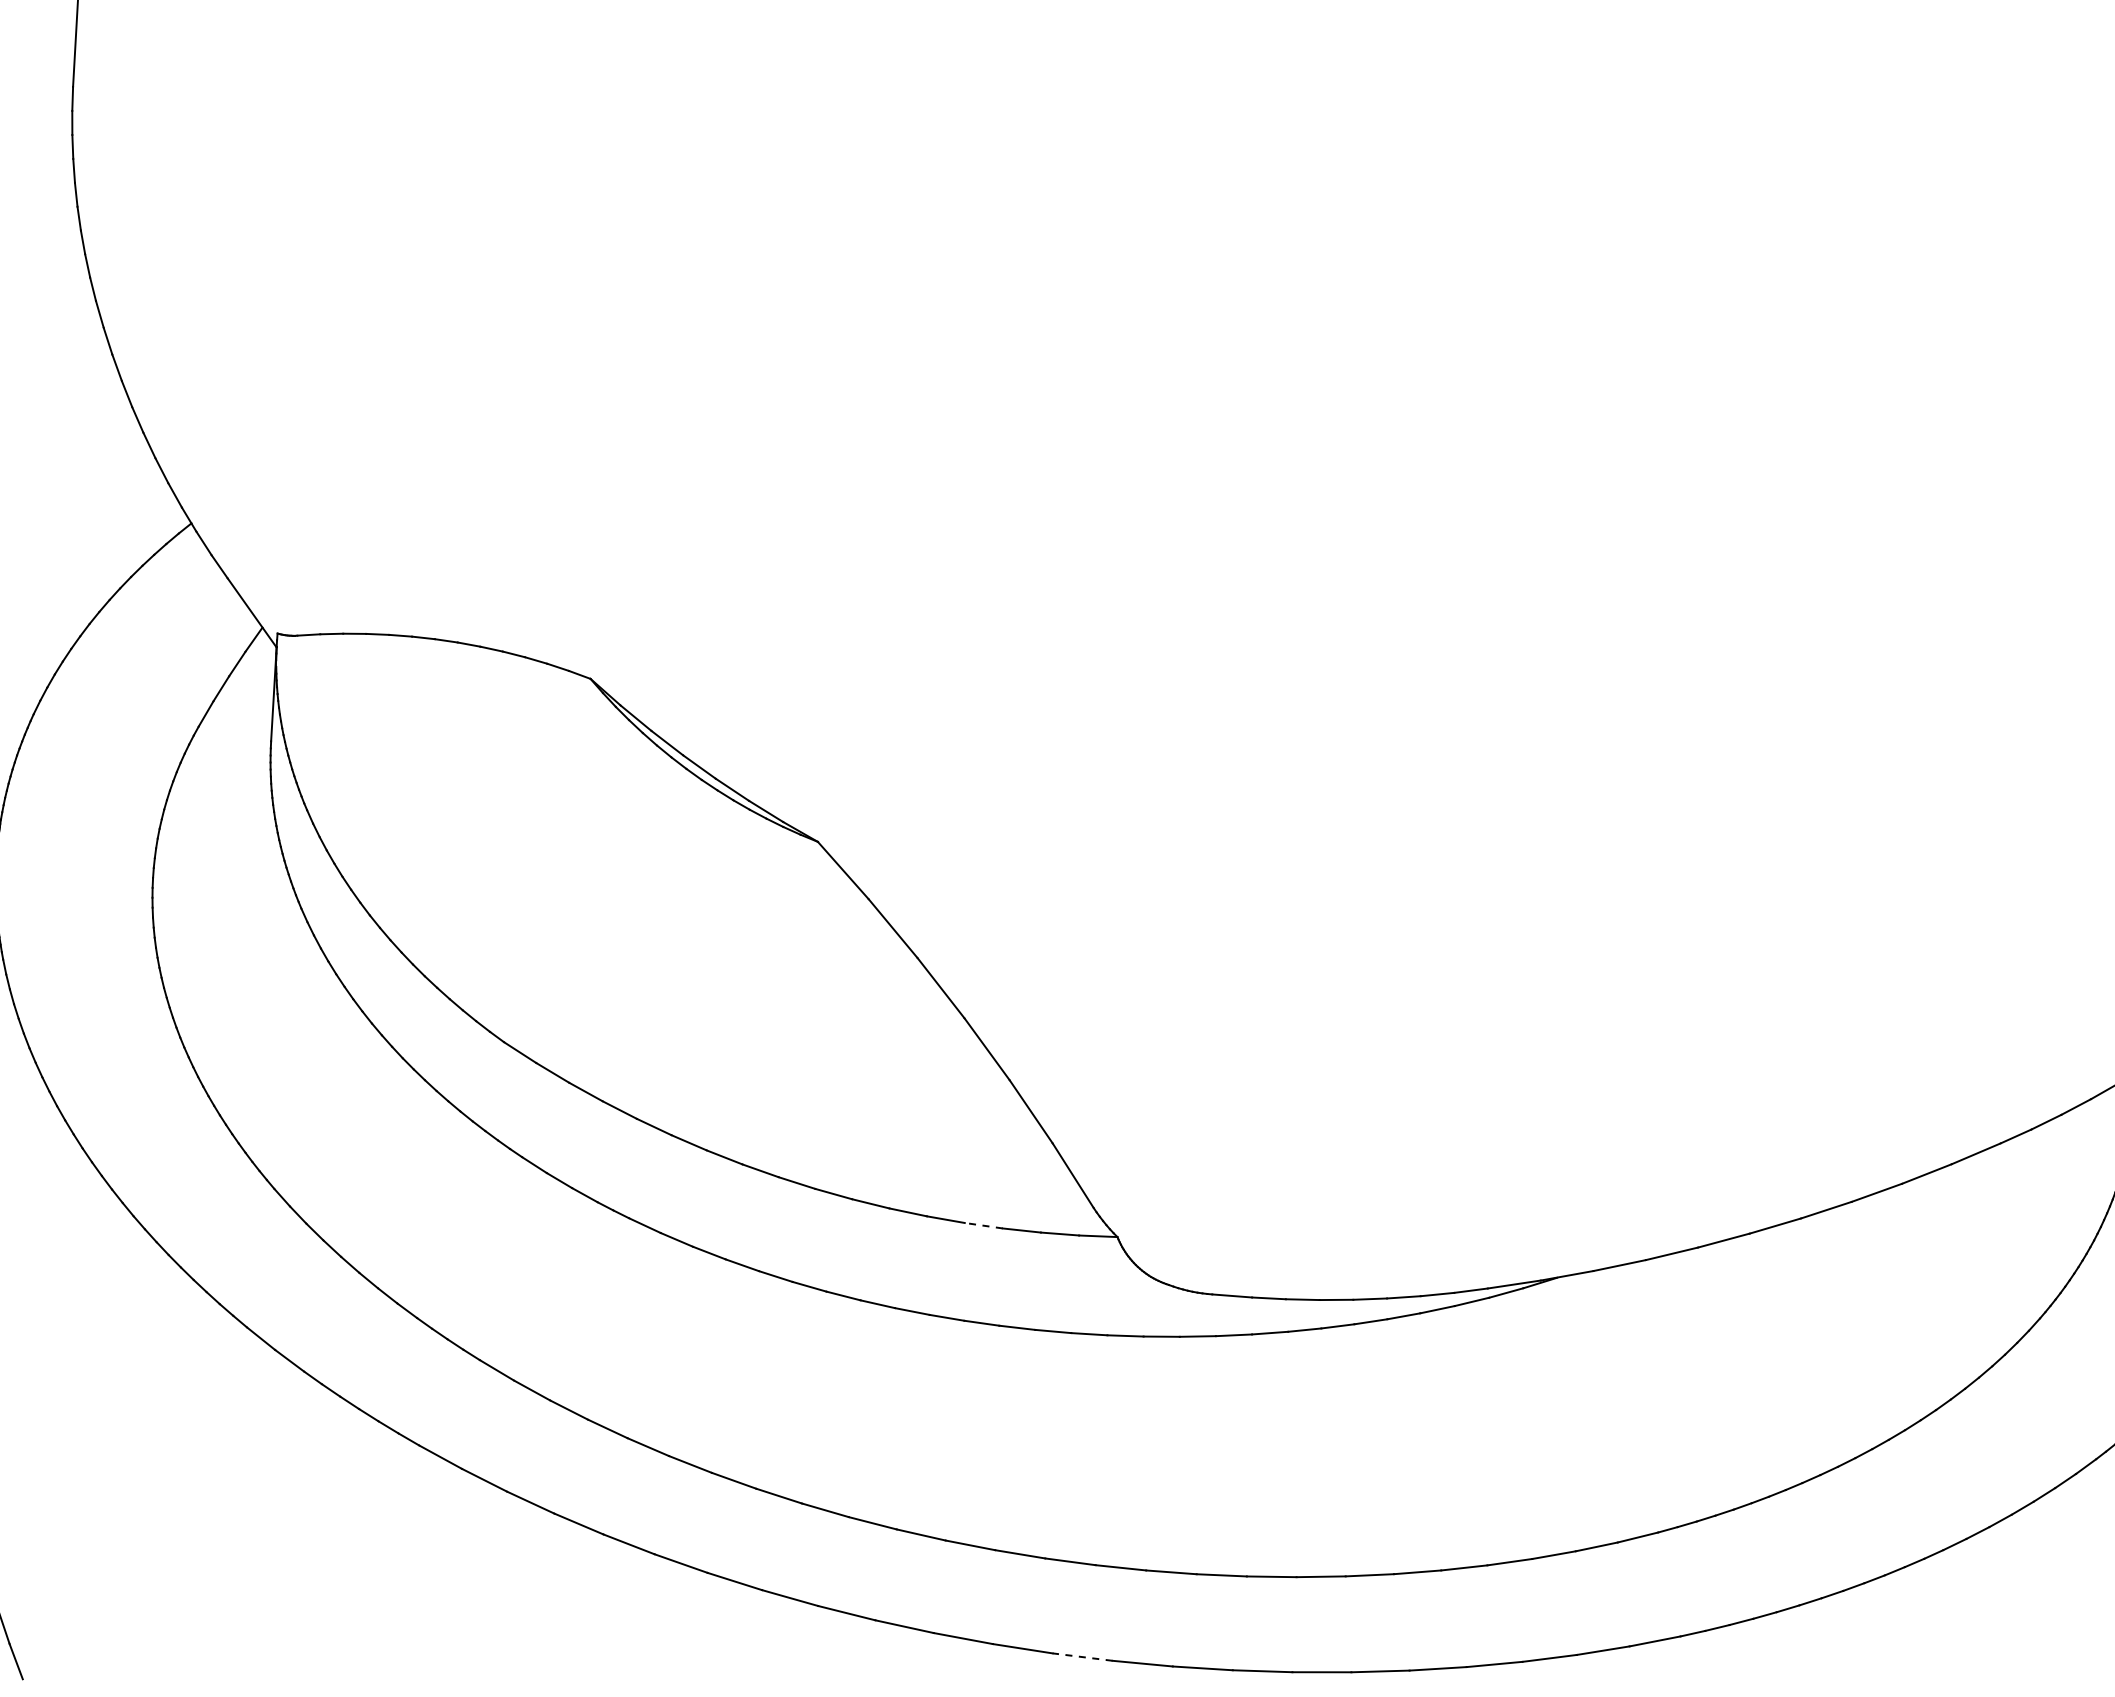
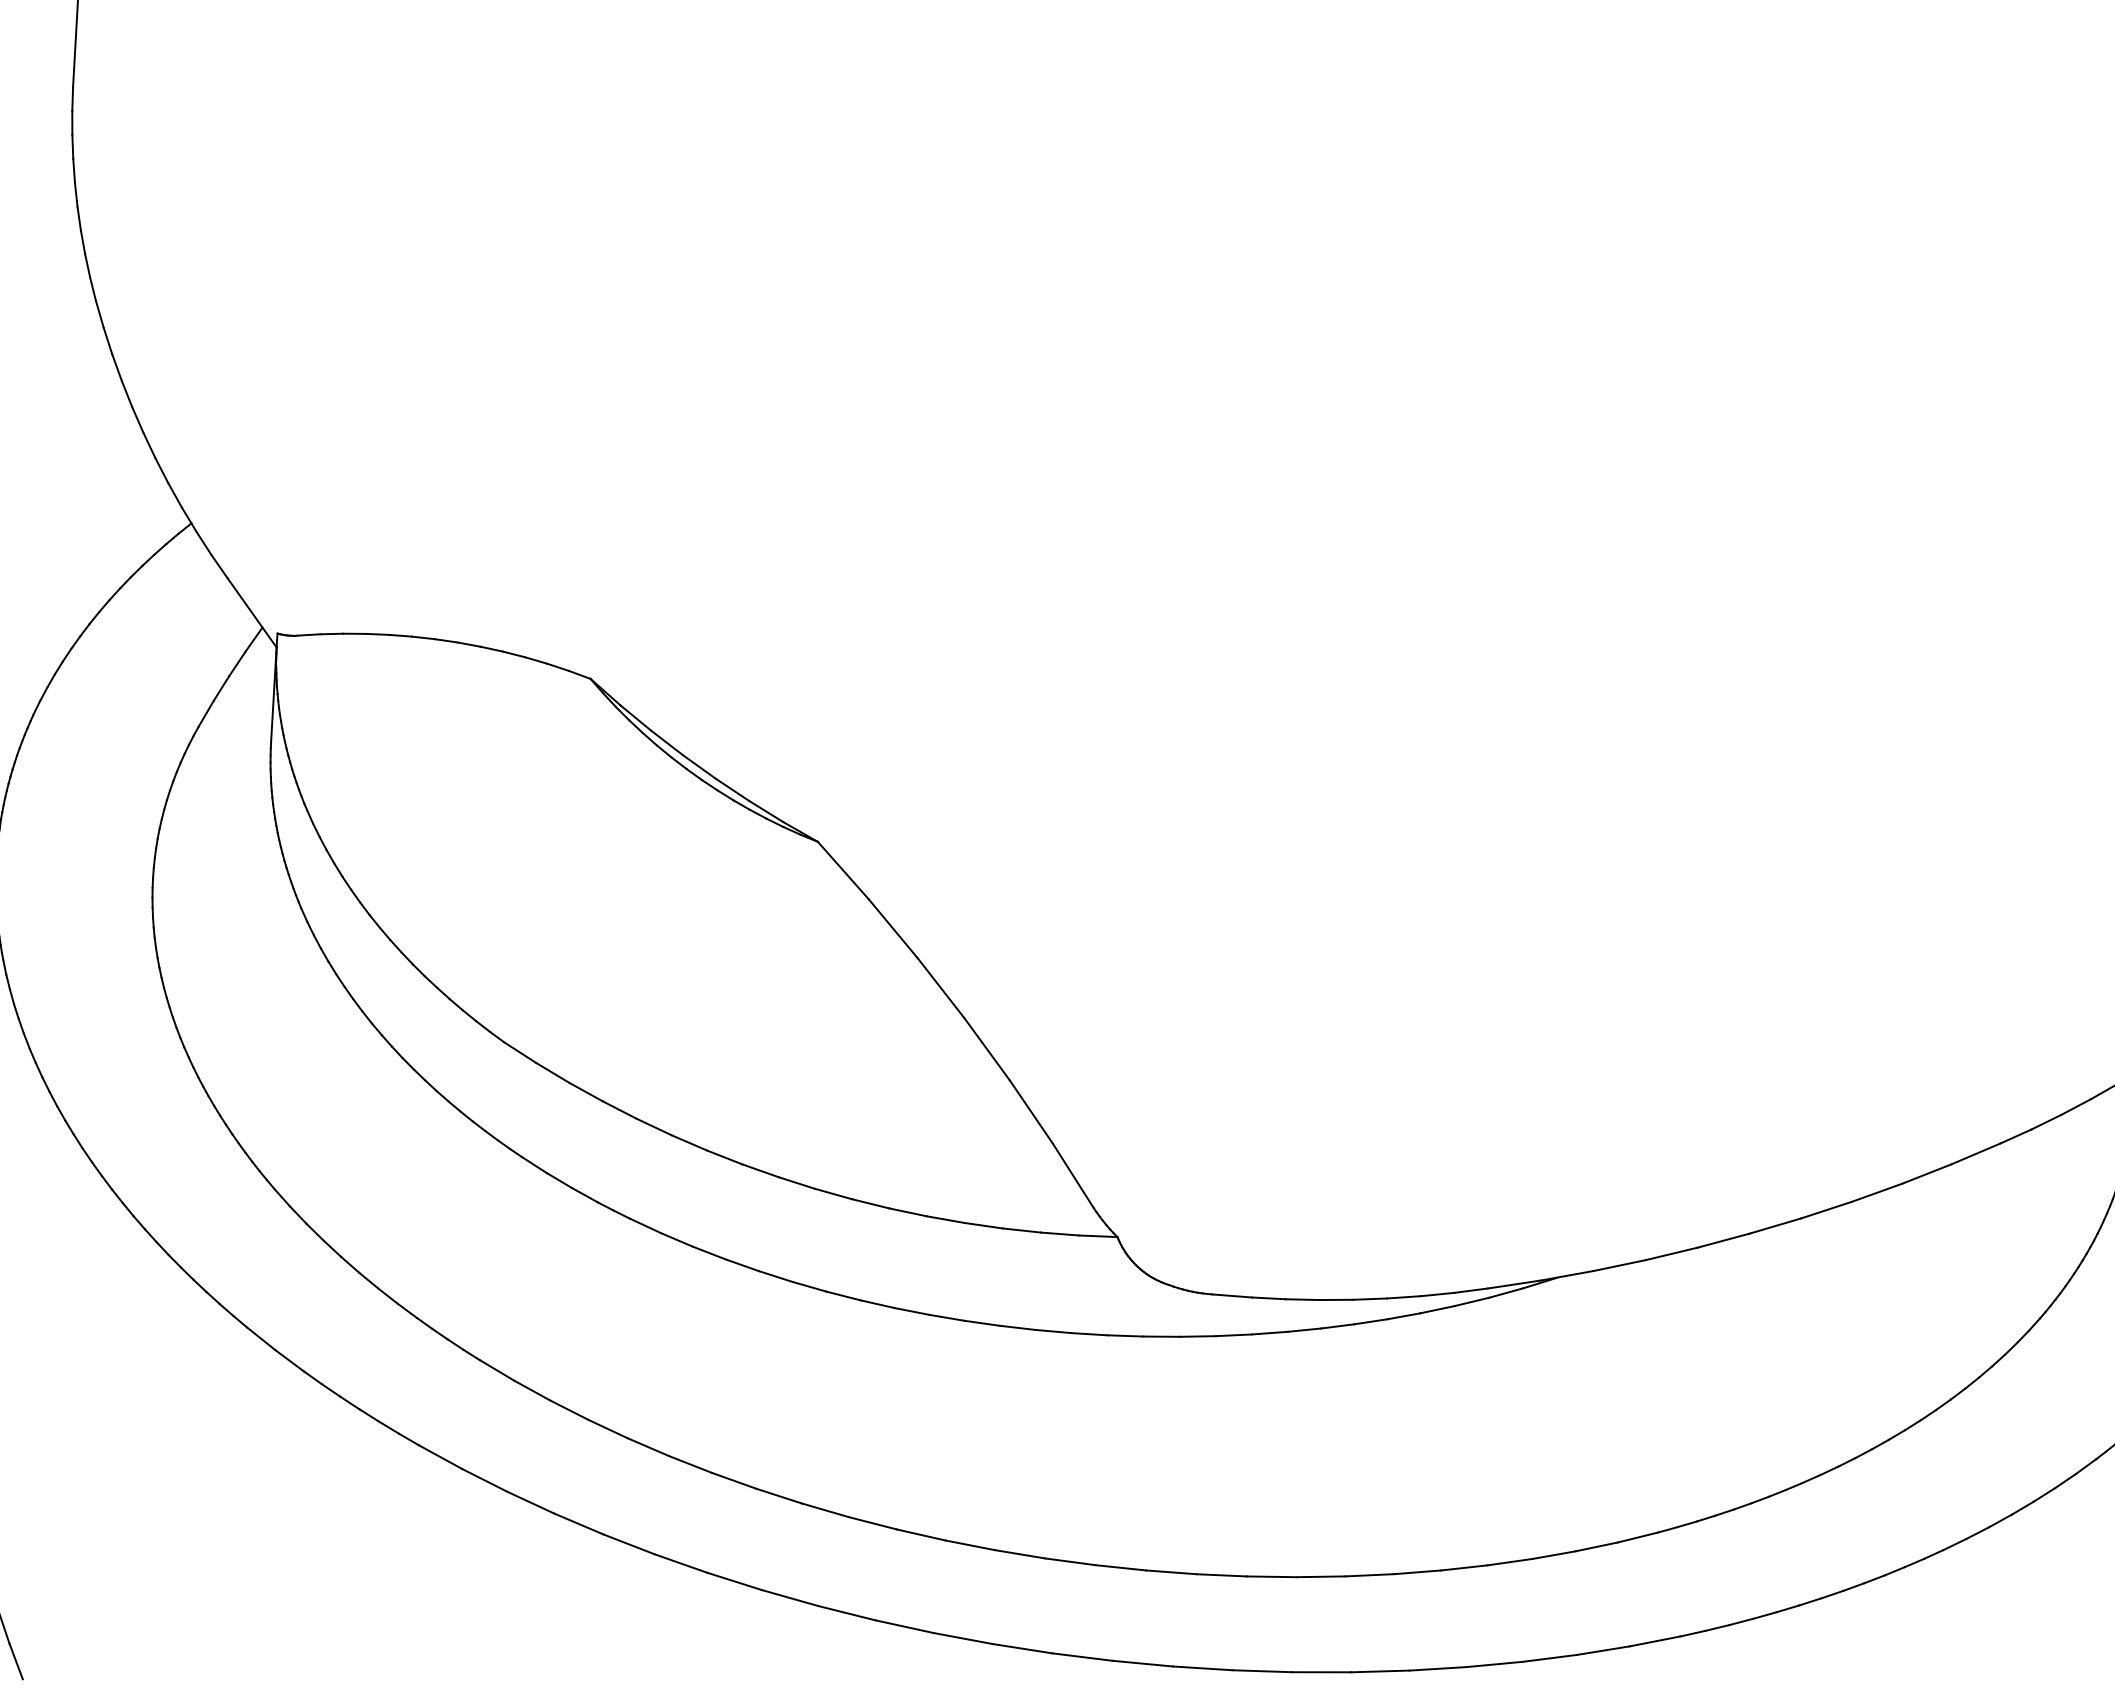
line: dashed -> solid (983, 1225)
line: dashed -> solid (1082, 1657)
